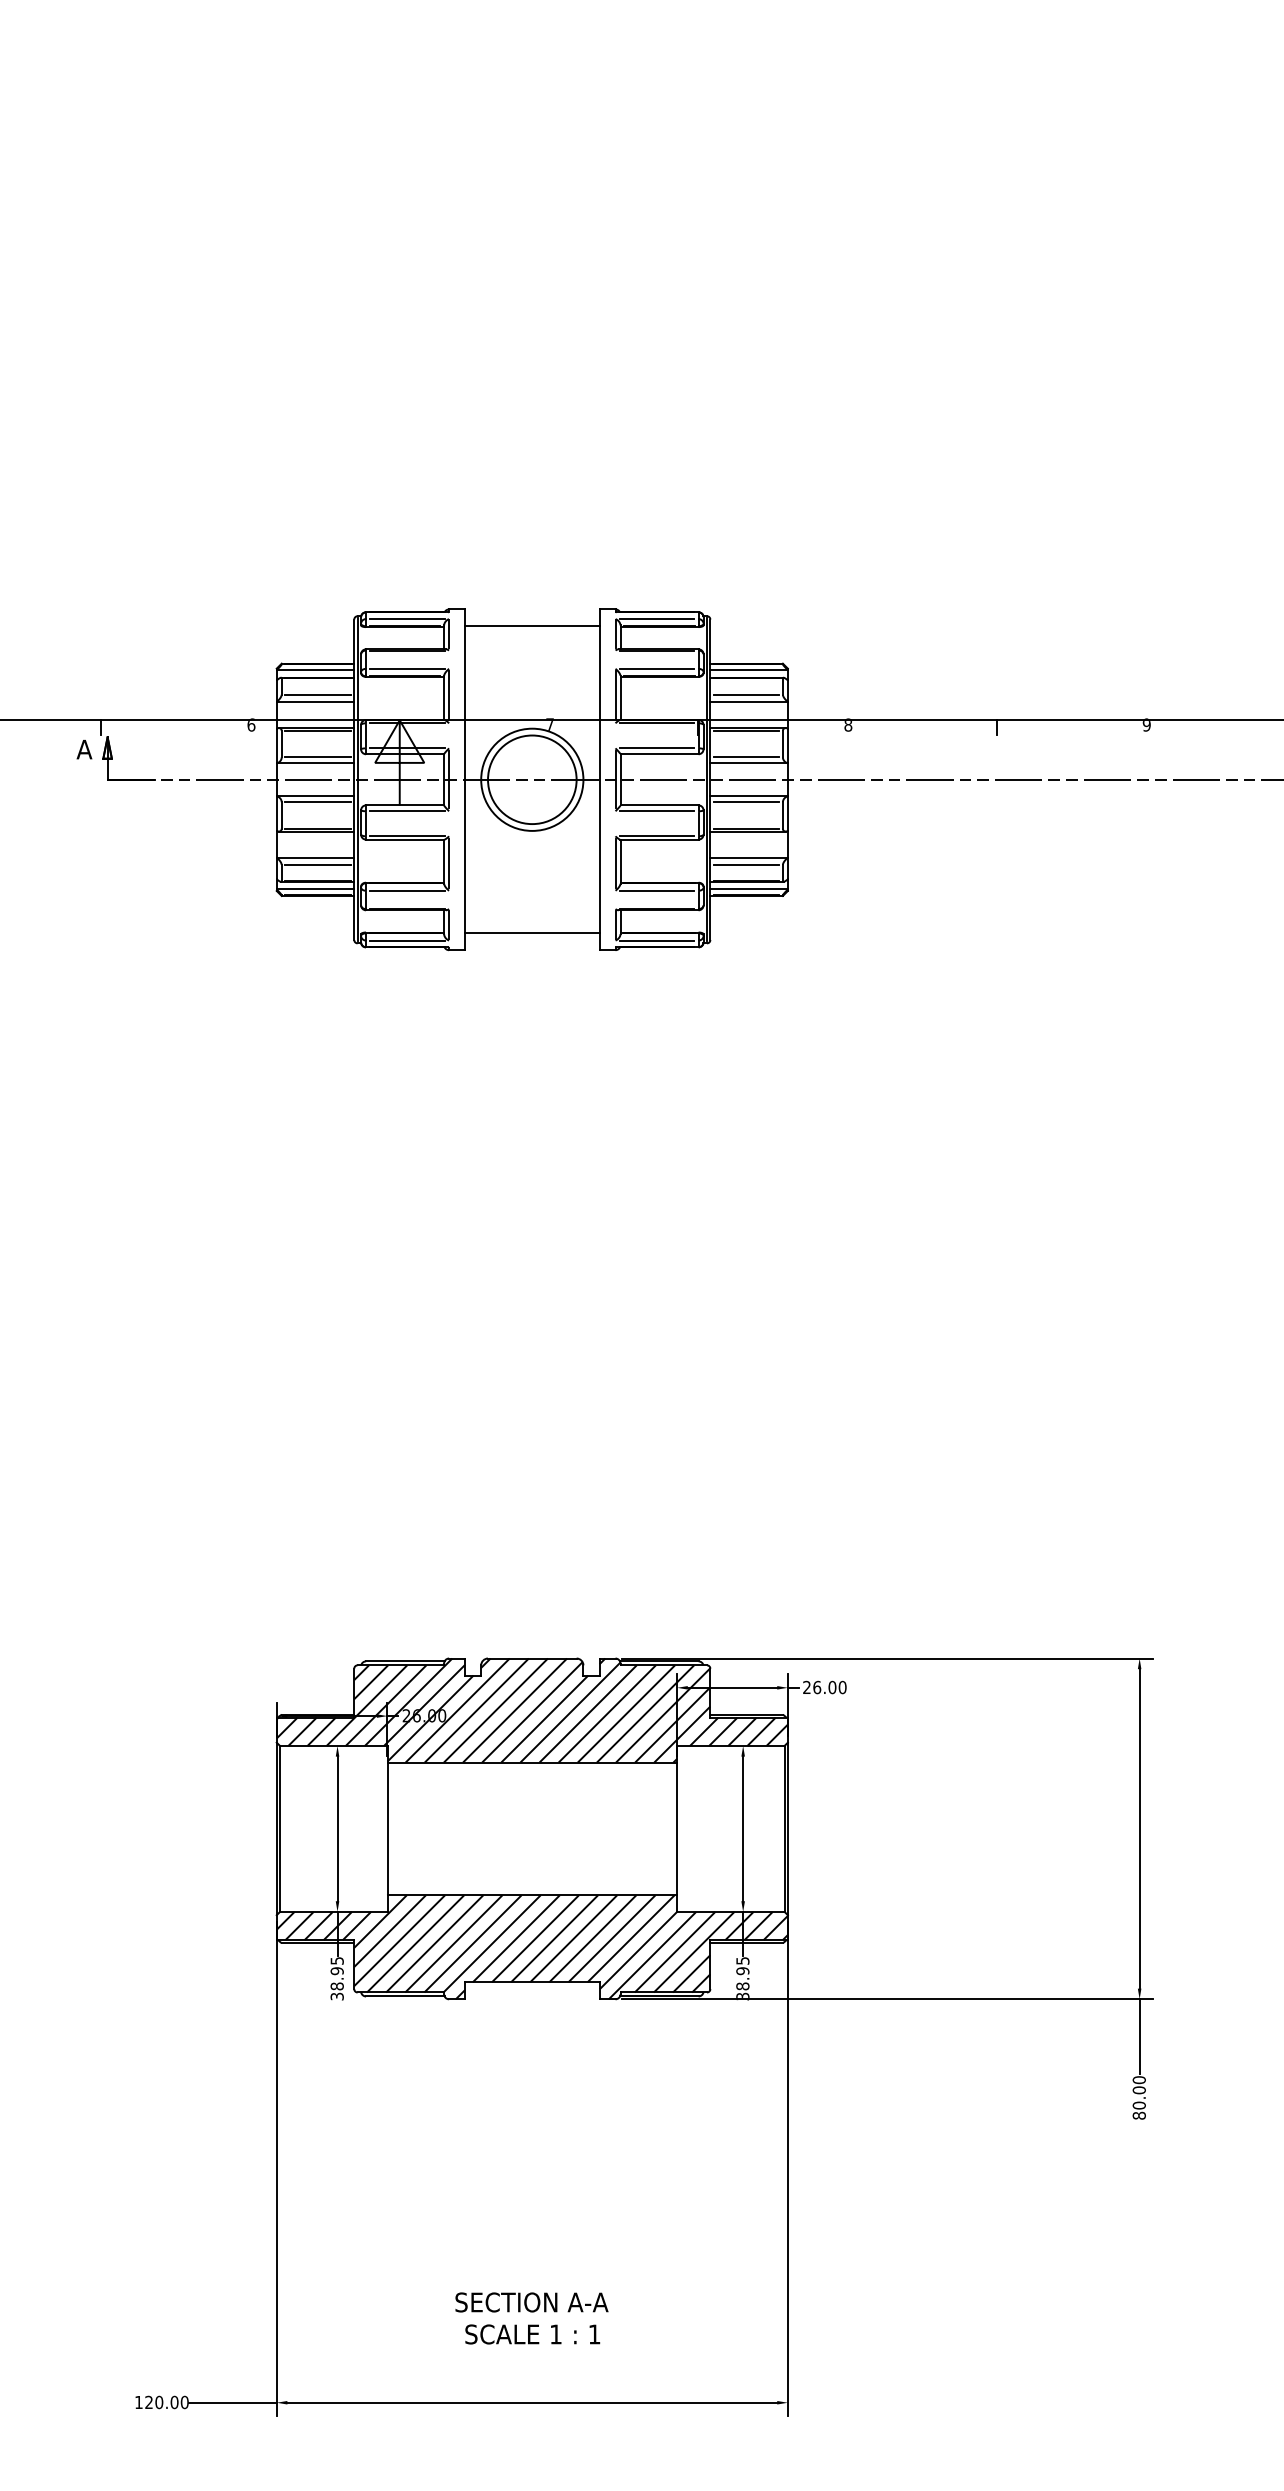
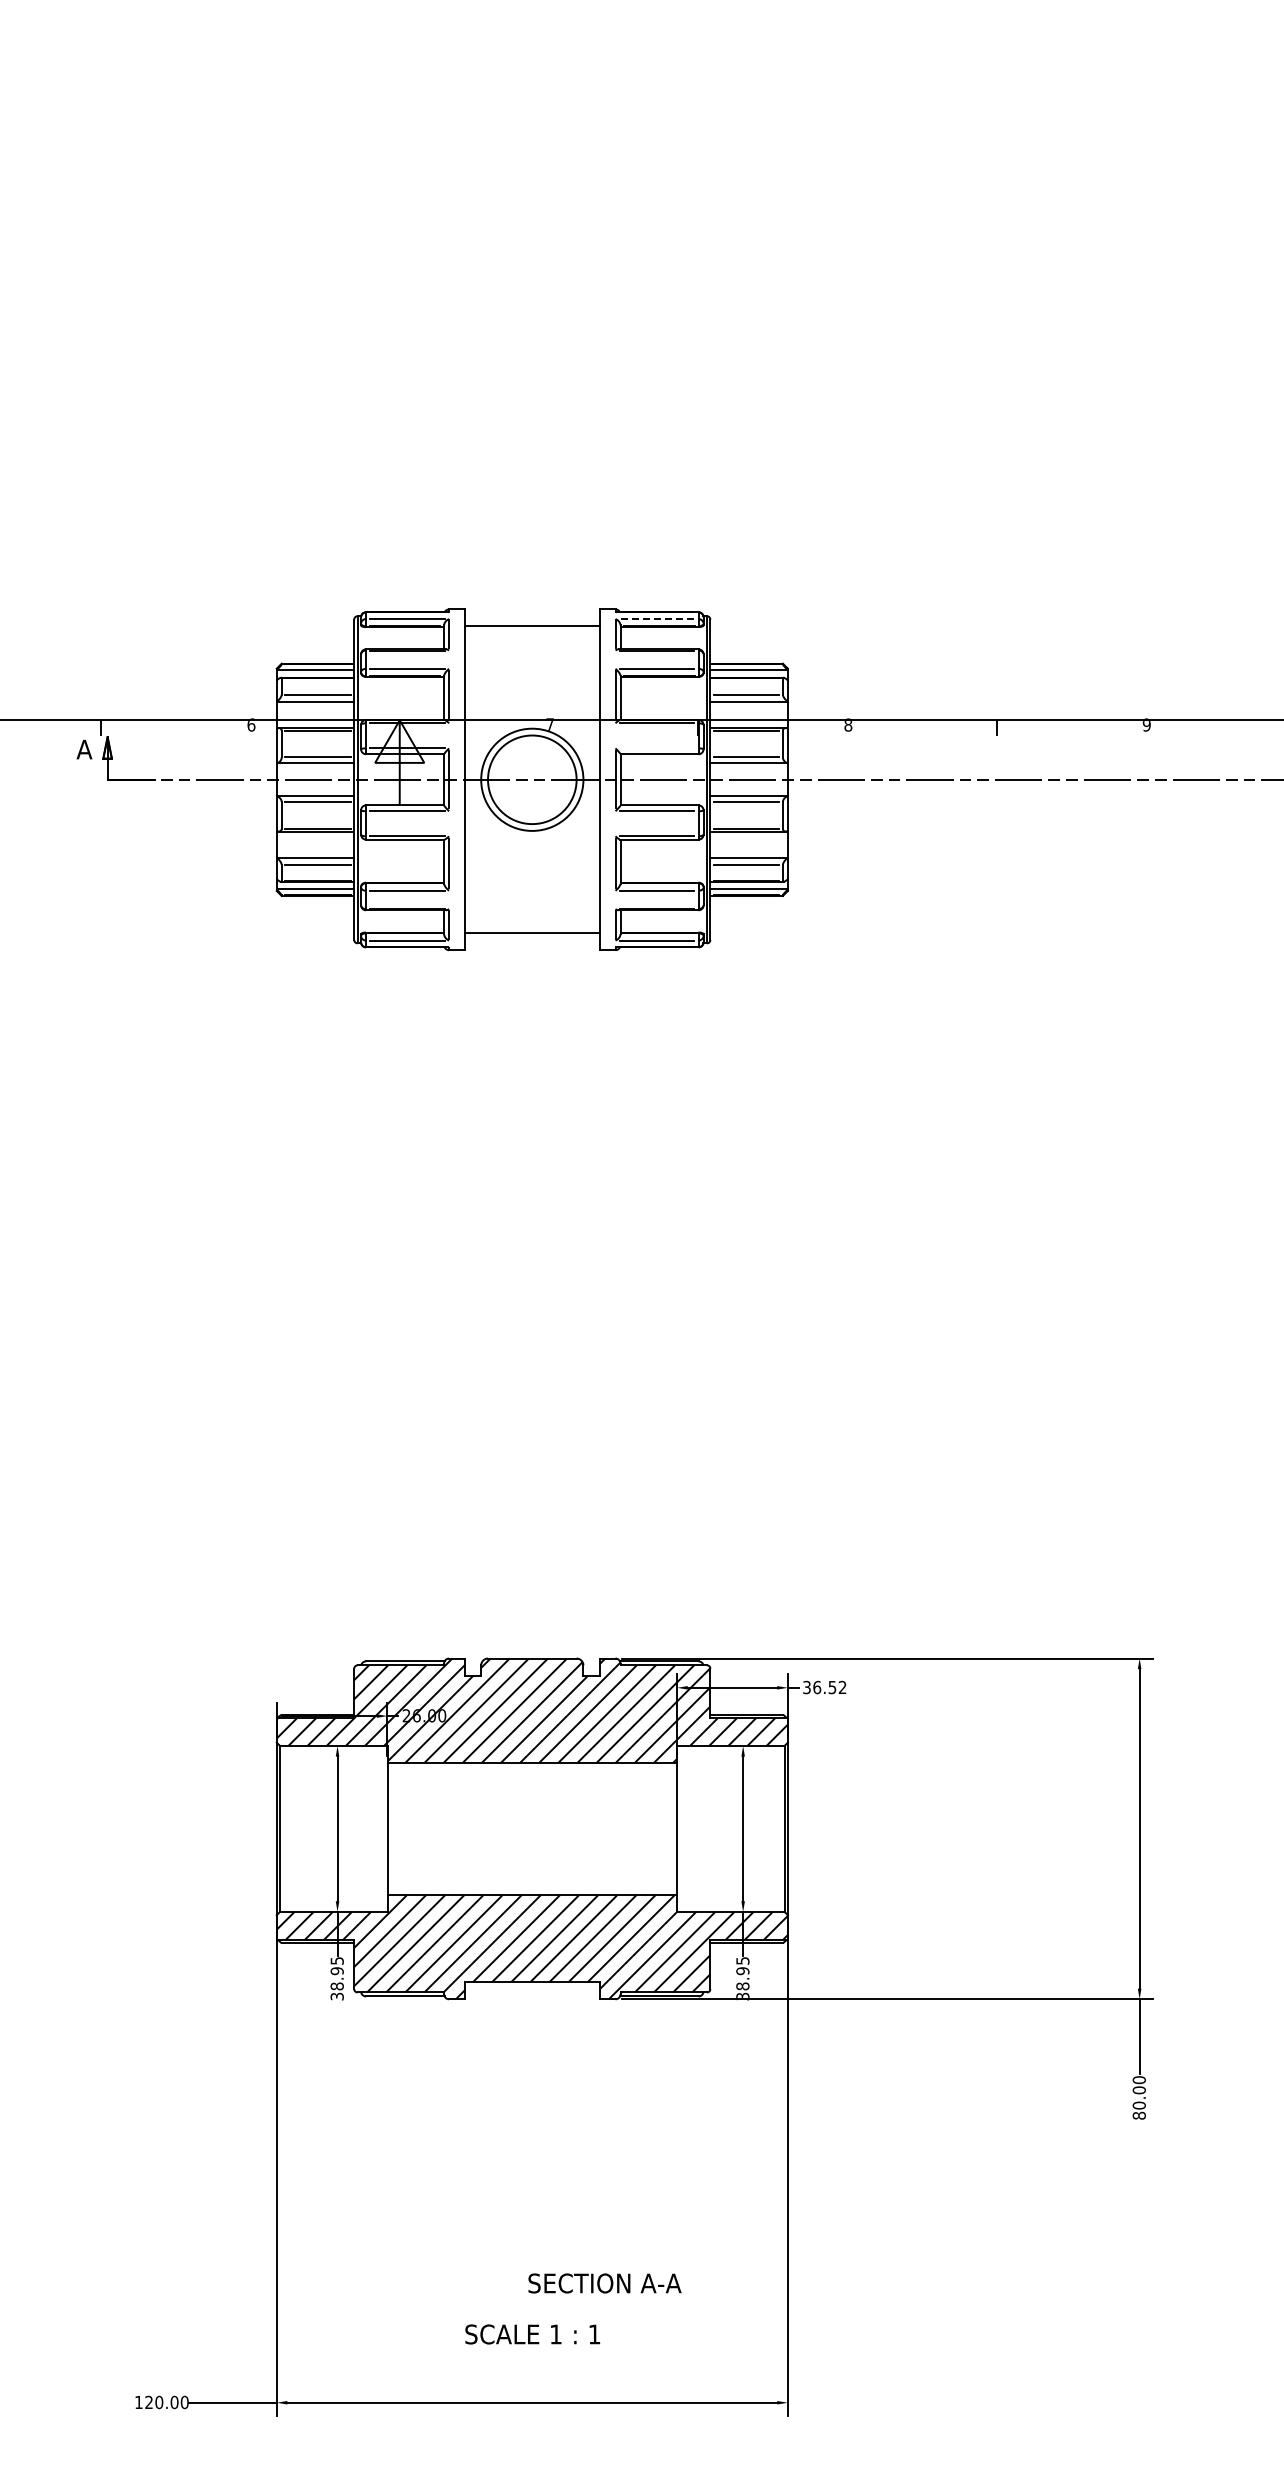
line: solid -> dashed (656, 619)
line: present -> none (656, 748)
text: 26.00 -> 36.52 (824, 1687)
text position: (531, 2302) -> (604, 2283) (604, 2283)
